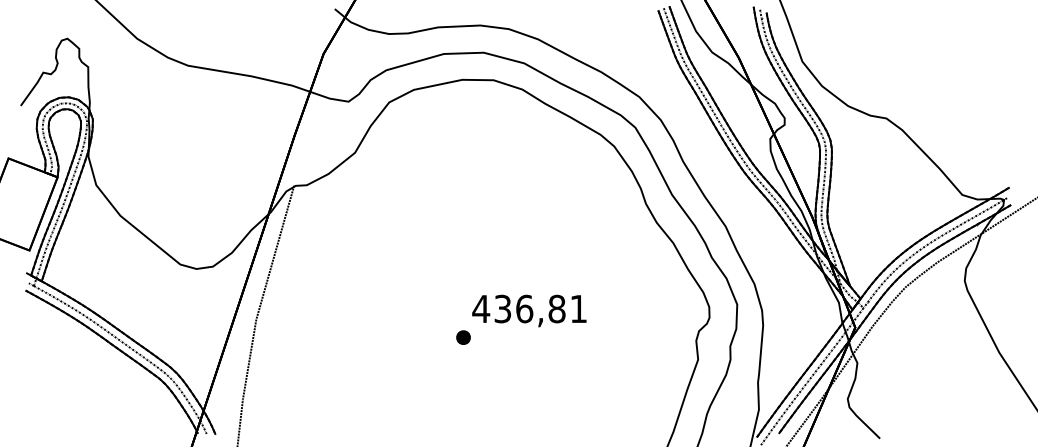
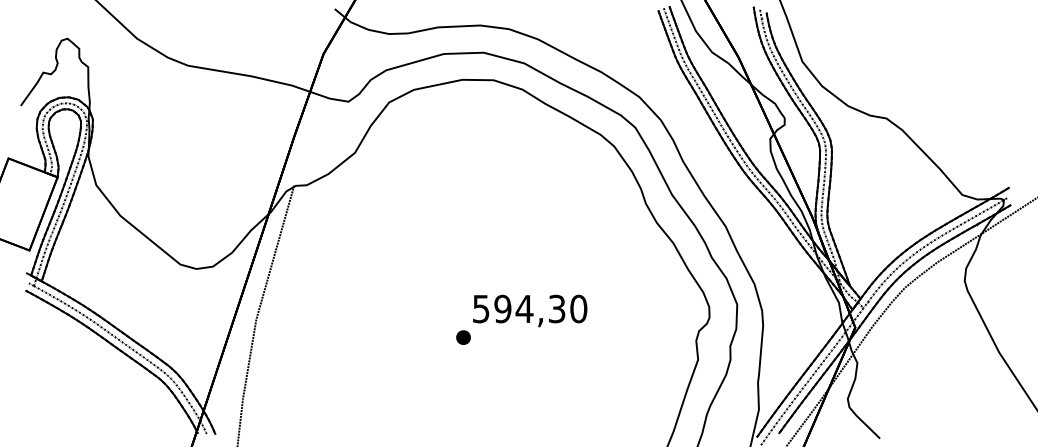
text: 436,81 -> 594,30 (529, 308)
